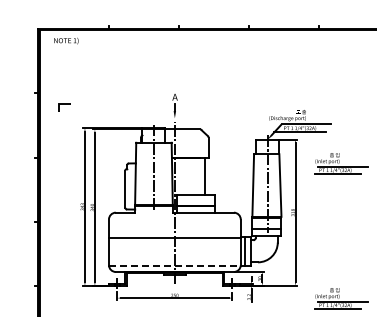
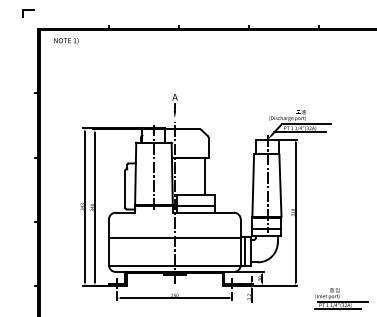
line position: (64, 104) -> (28, 10) (28, 10)
part: present -> none (341, 163)
line: dashed -> solid (174, 265)
